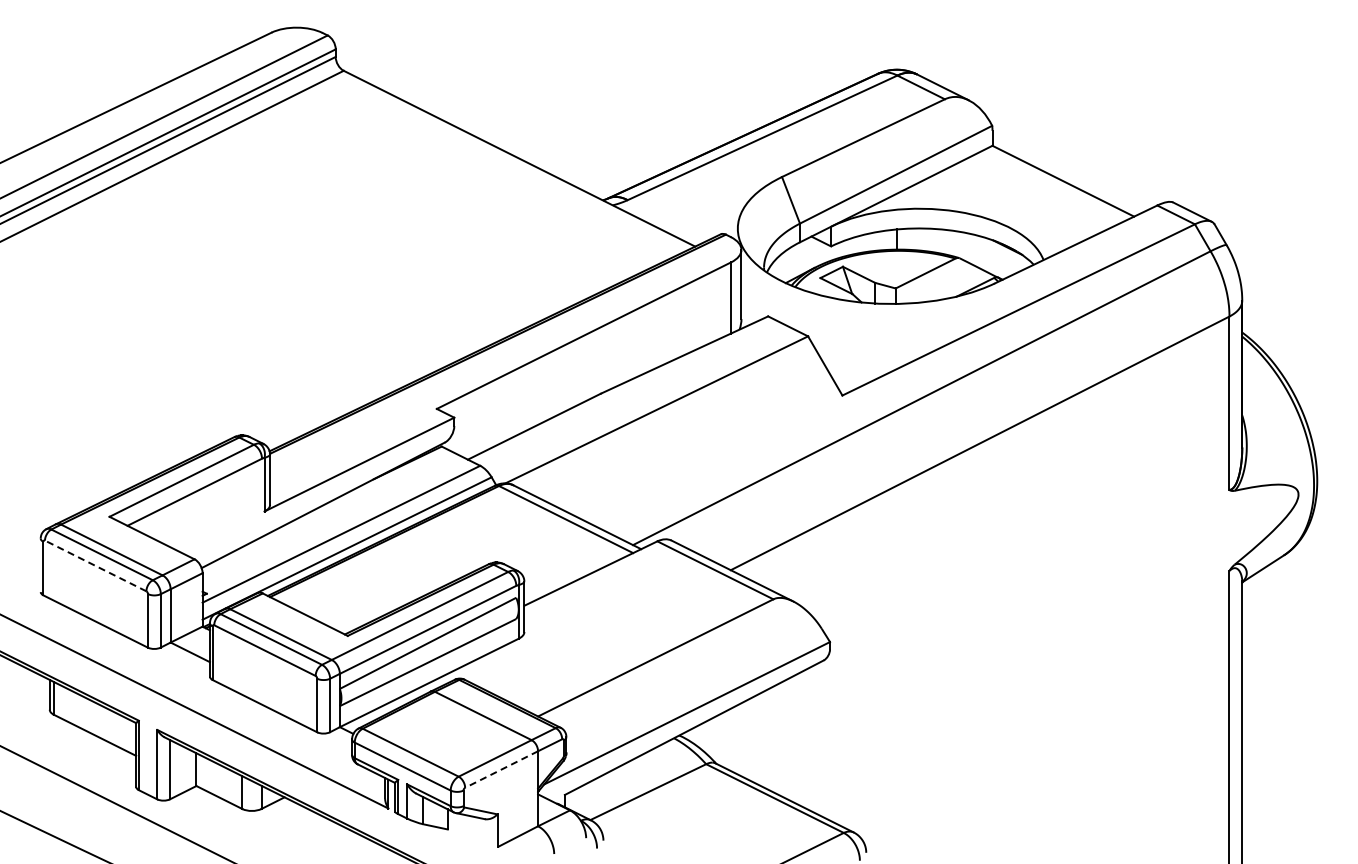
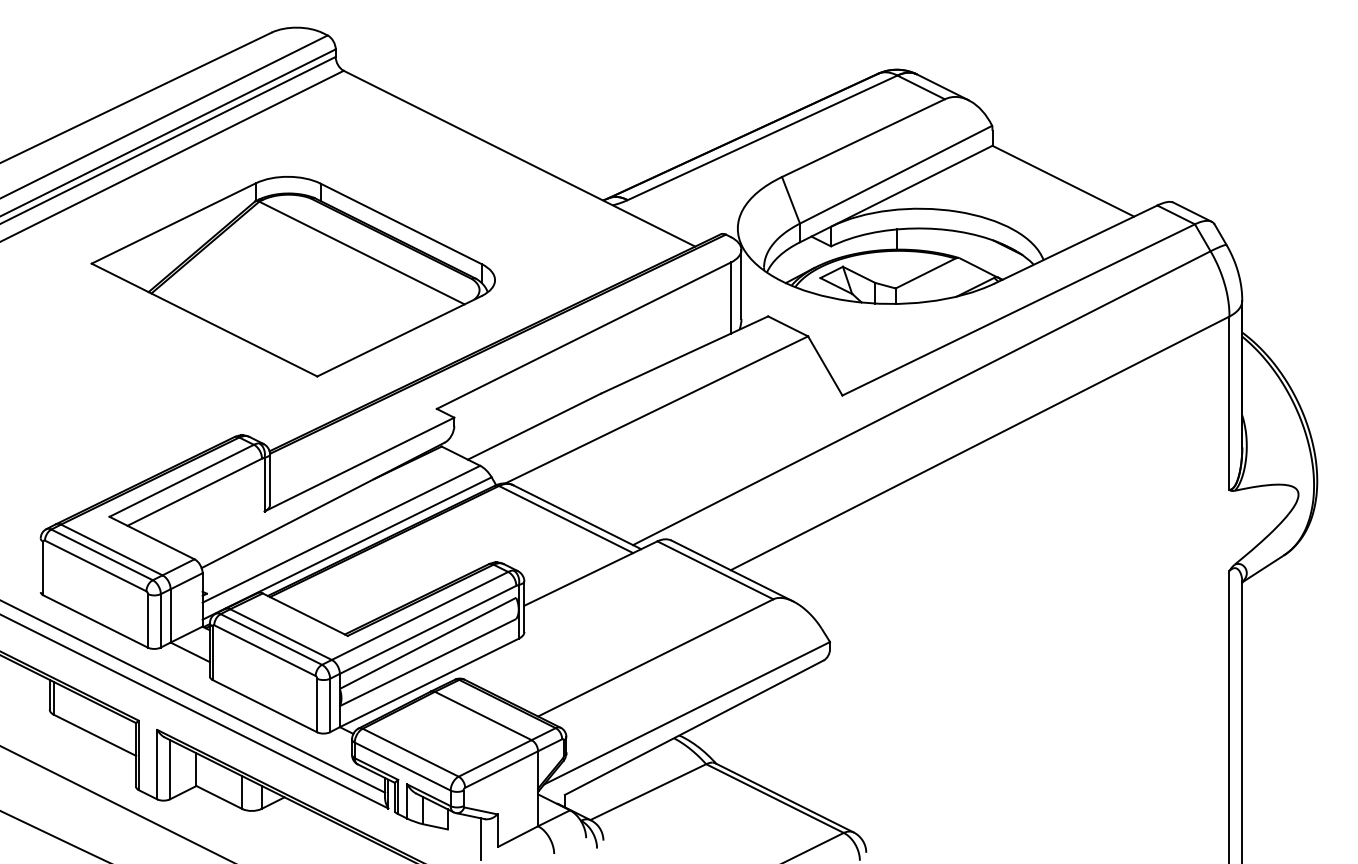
part: none -> present (292, 276)
line: dashed -> solid (95, 565)
line: none -> present (193, 696)
line: dashed -> solid (501, 769)
line: none -> present (481, 838)
